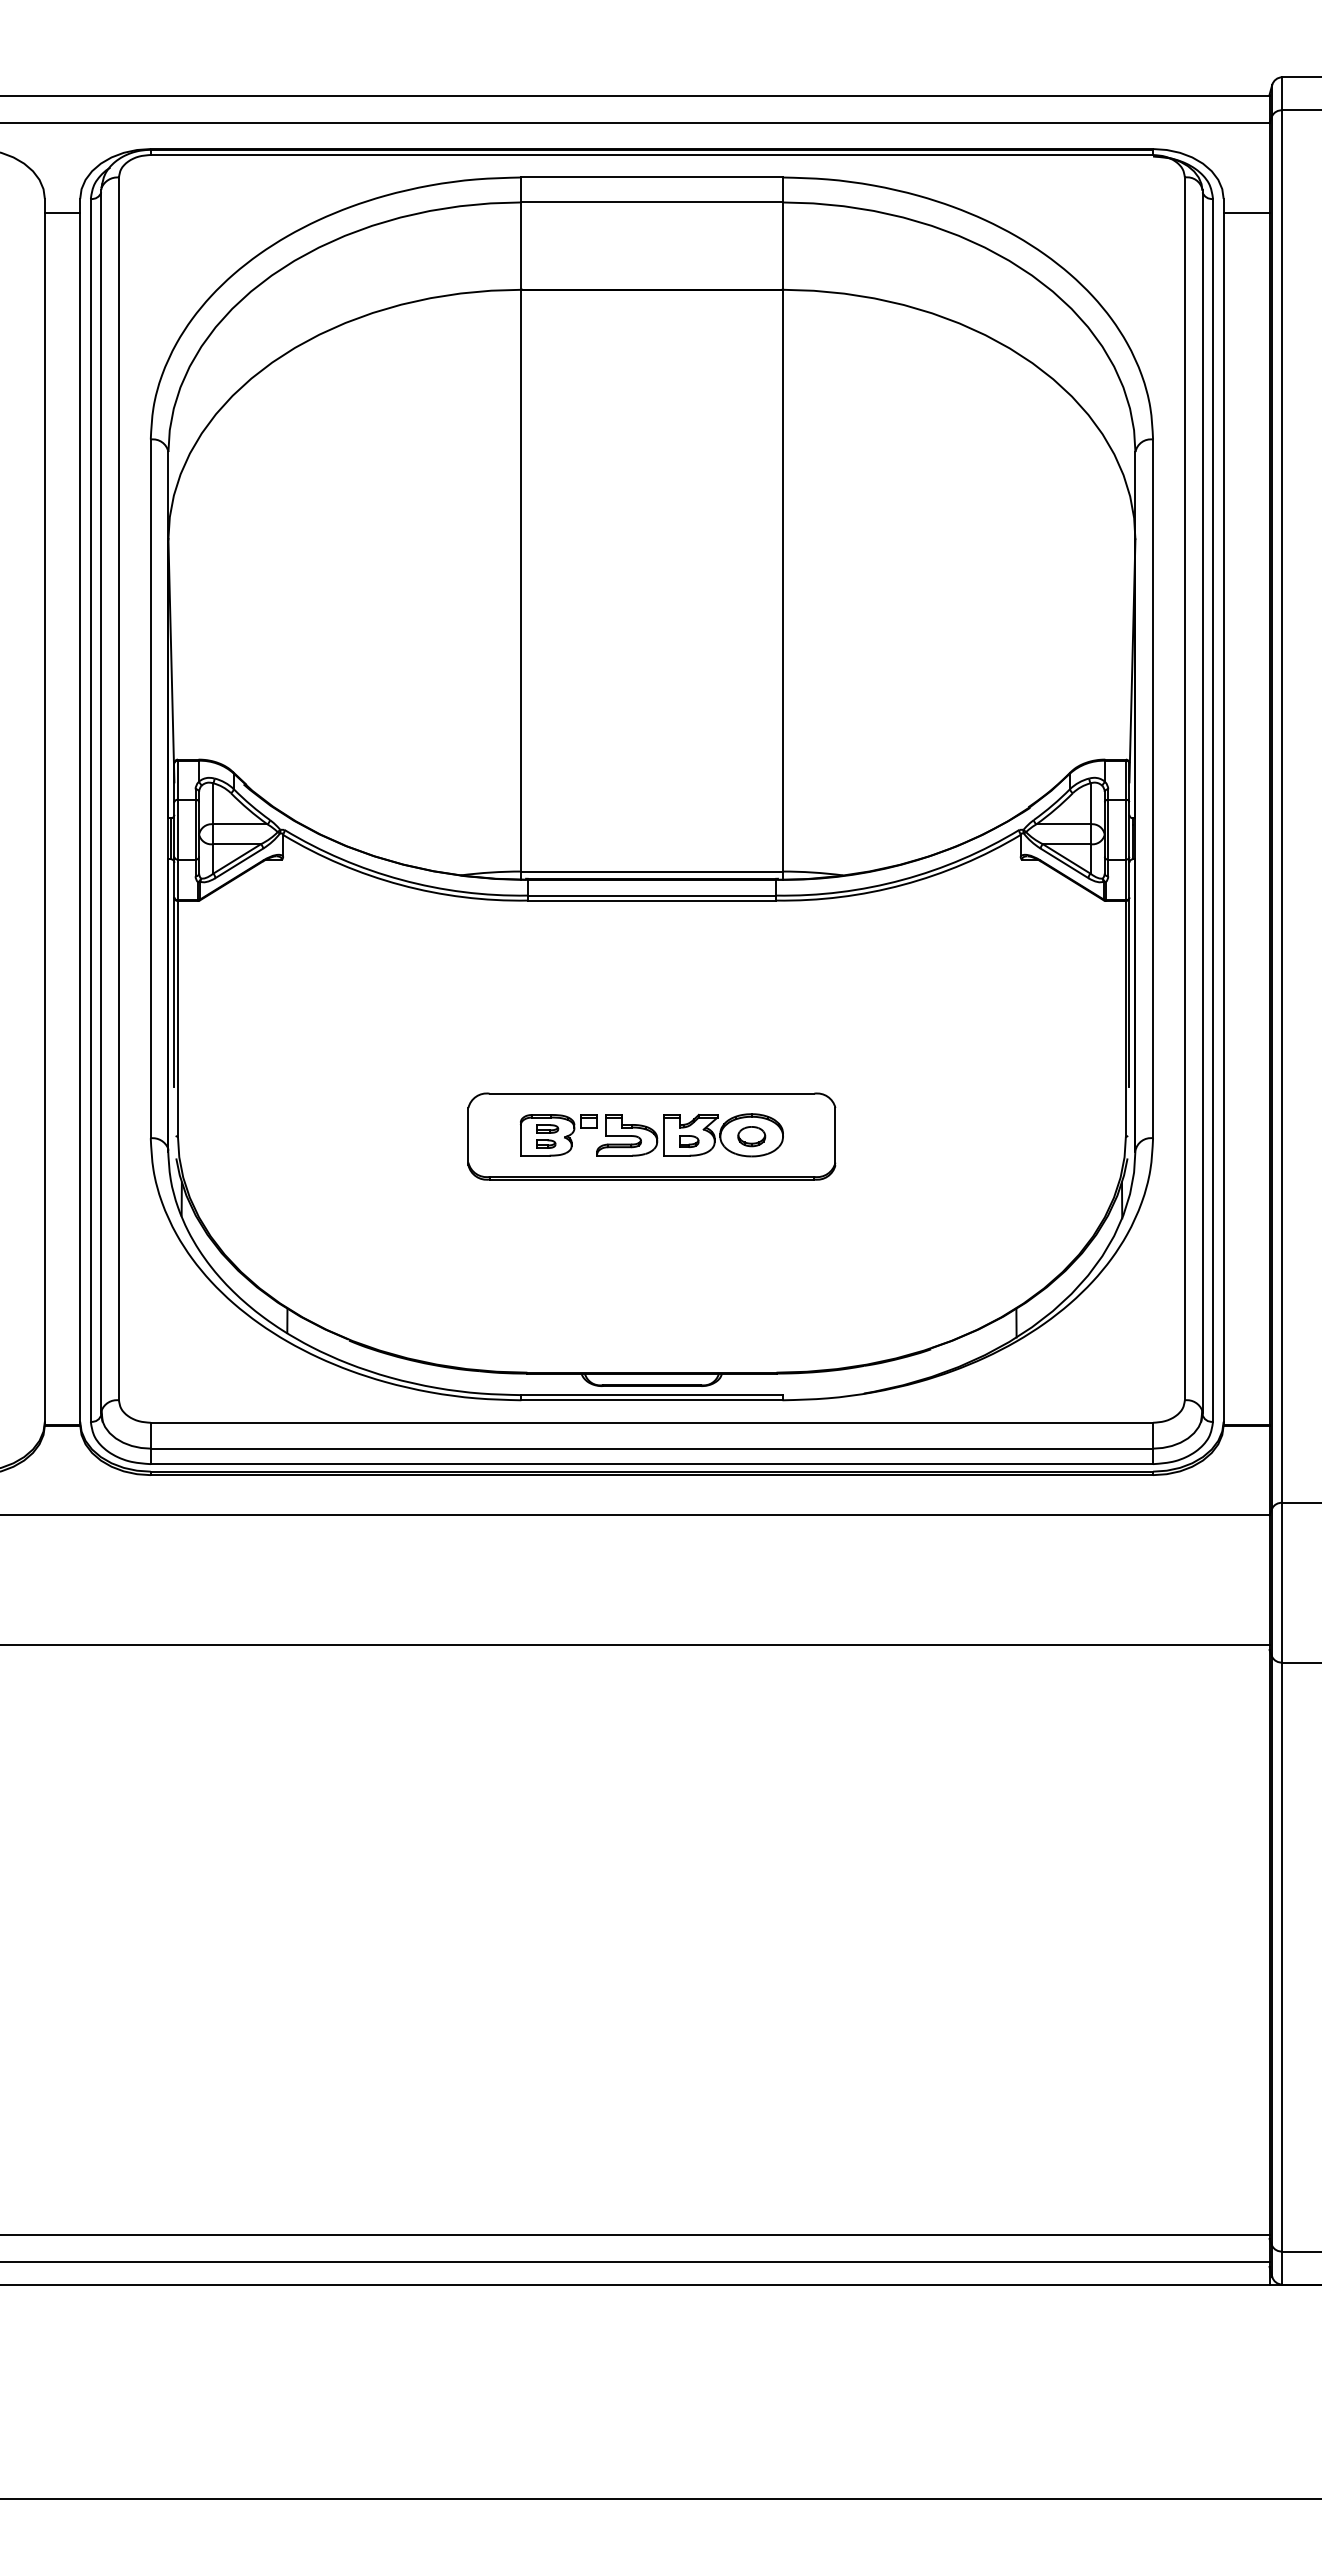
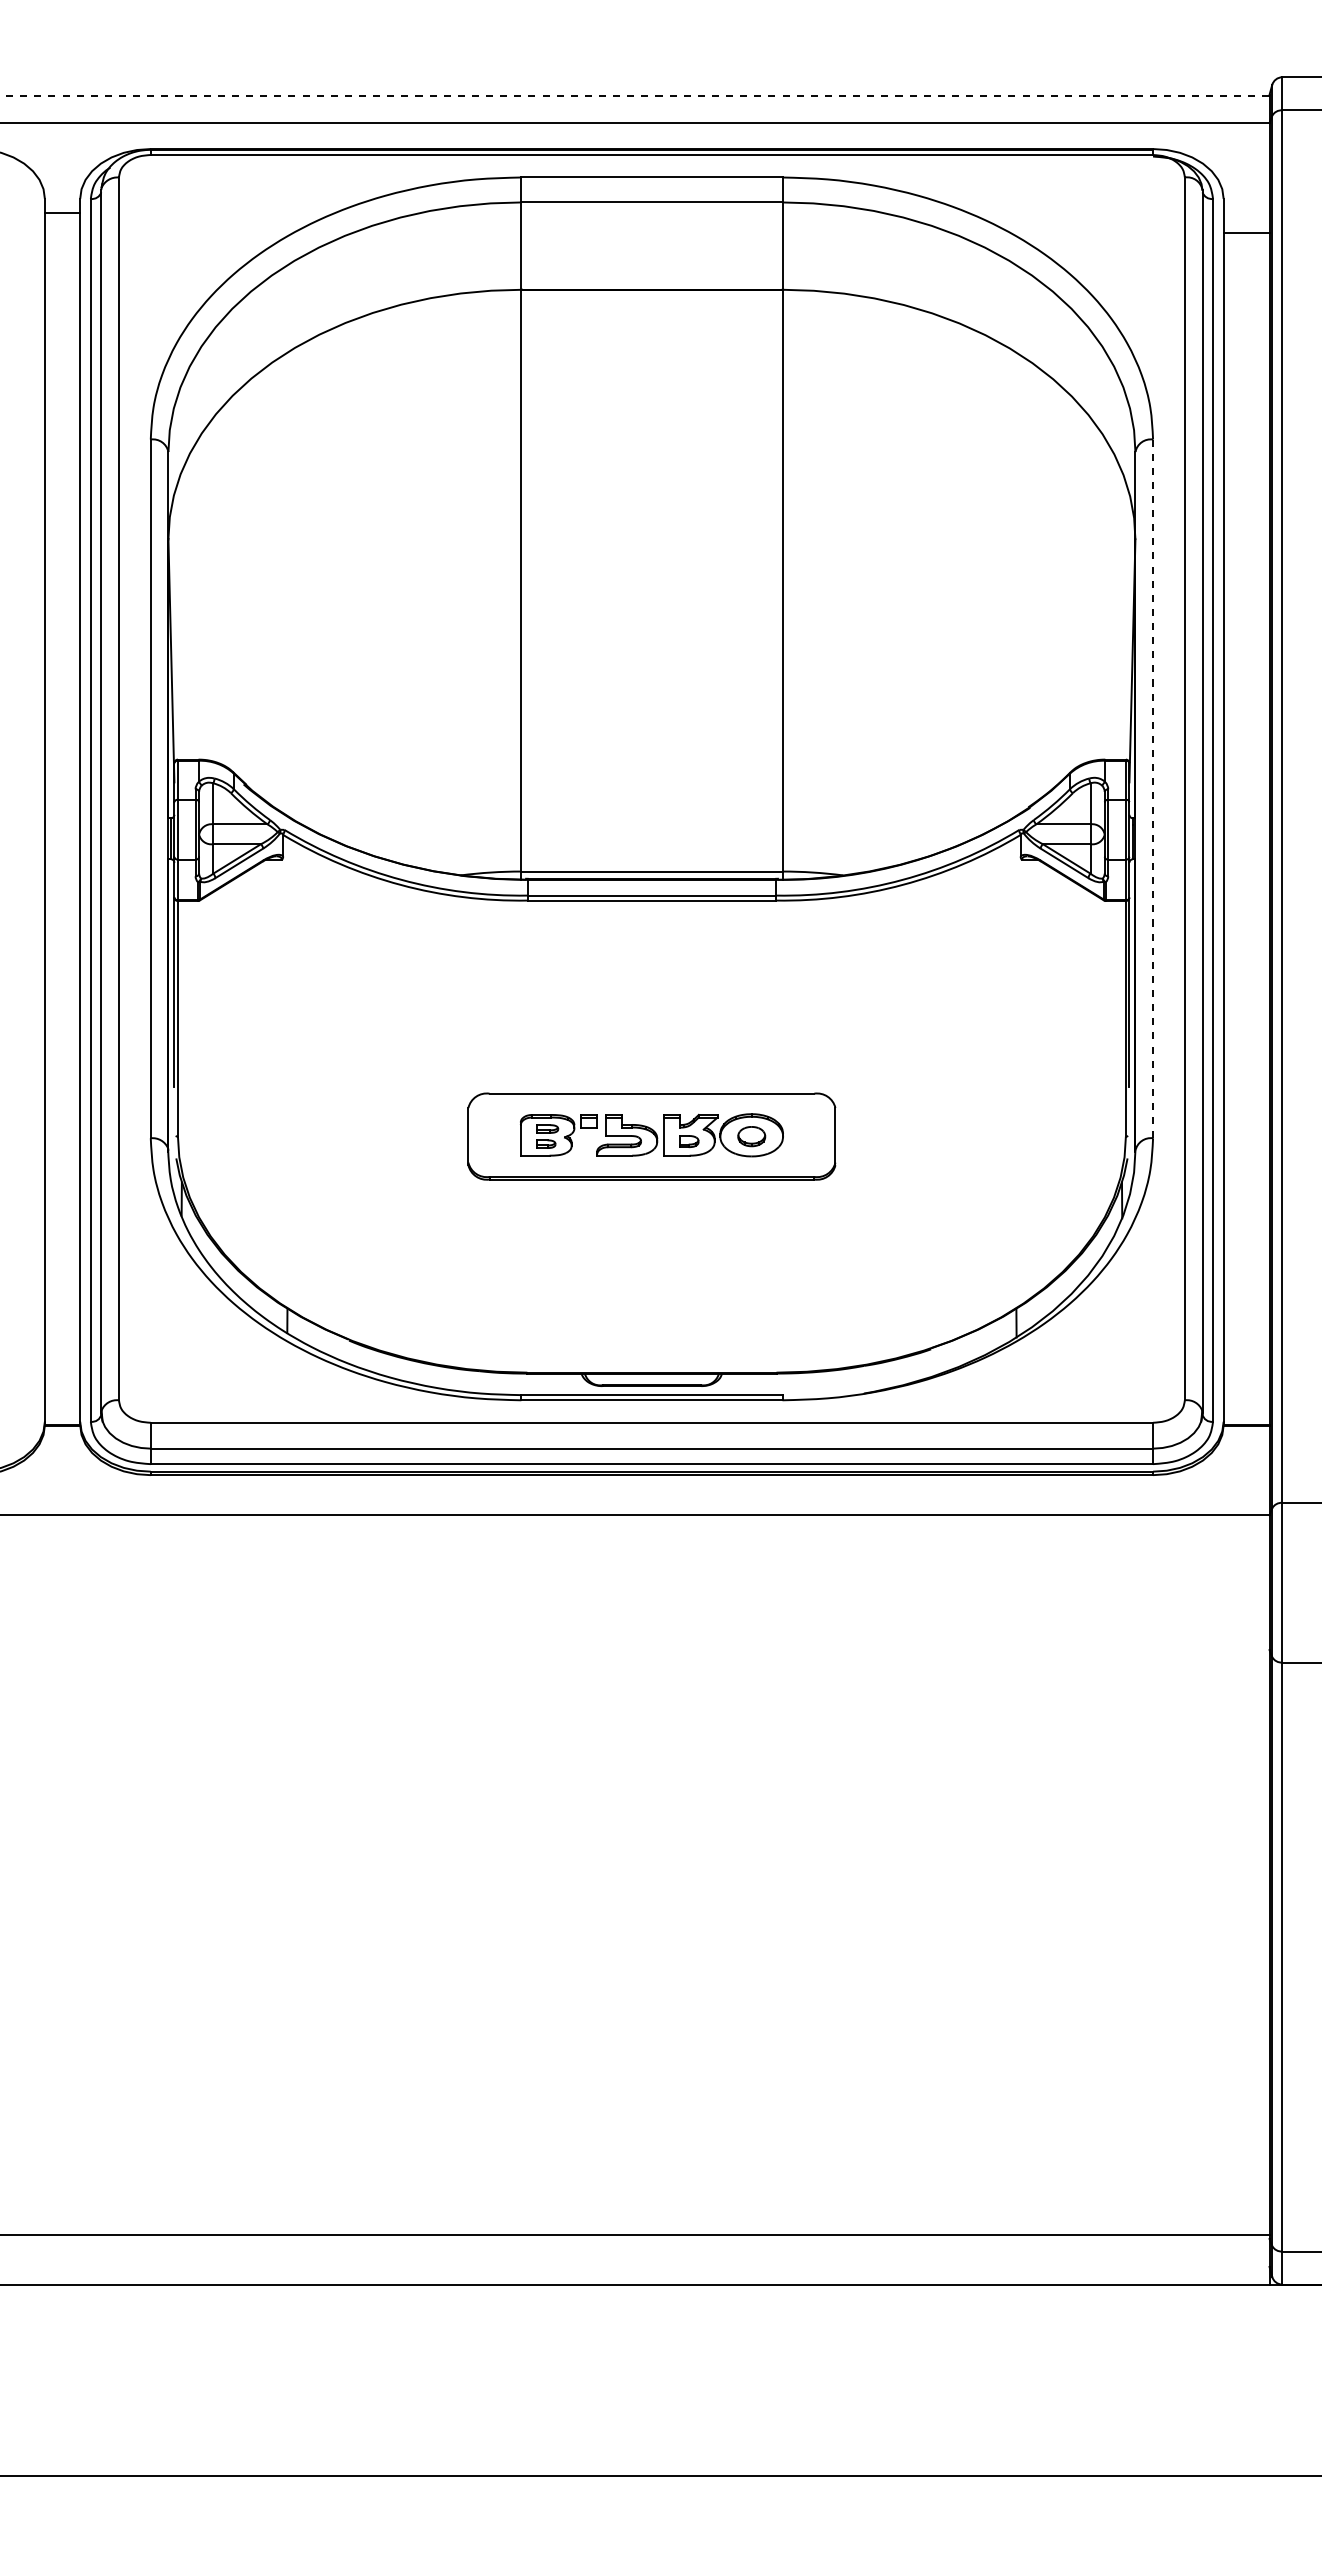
line: solid -> dashed (634, 96)
line position: (1246, 212) -> (1246, 232) (1246, 232)
line: solid -> dashed (1153, 788)
line: present -> none (635, 1644)
line: present -> none (635, 2261)
line position: (660, 2498) -> (660, 2475) (660, 2475)
